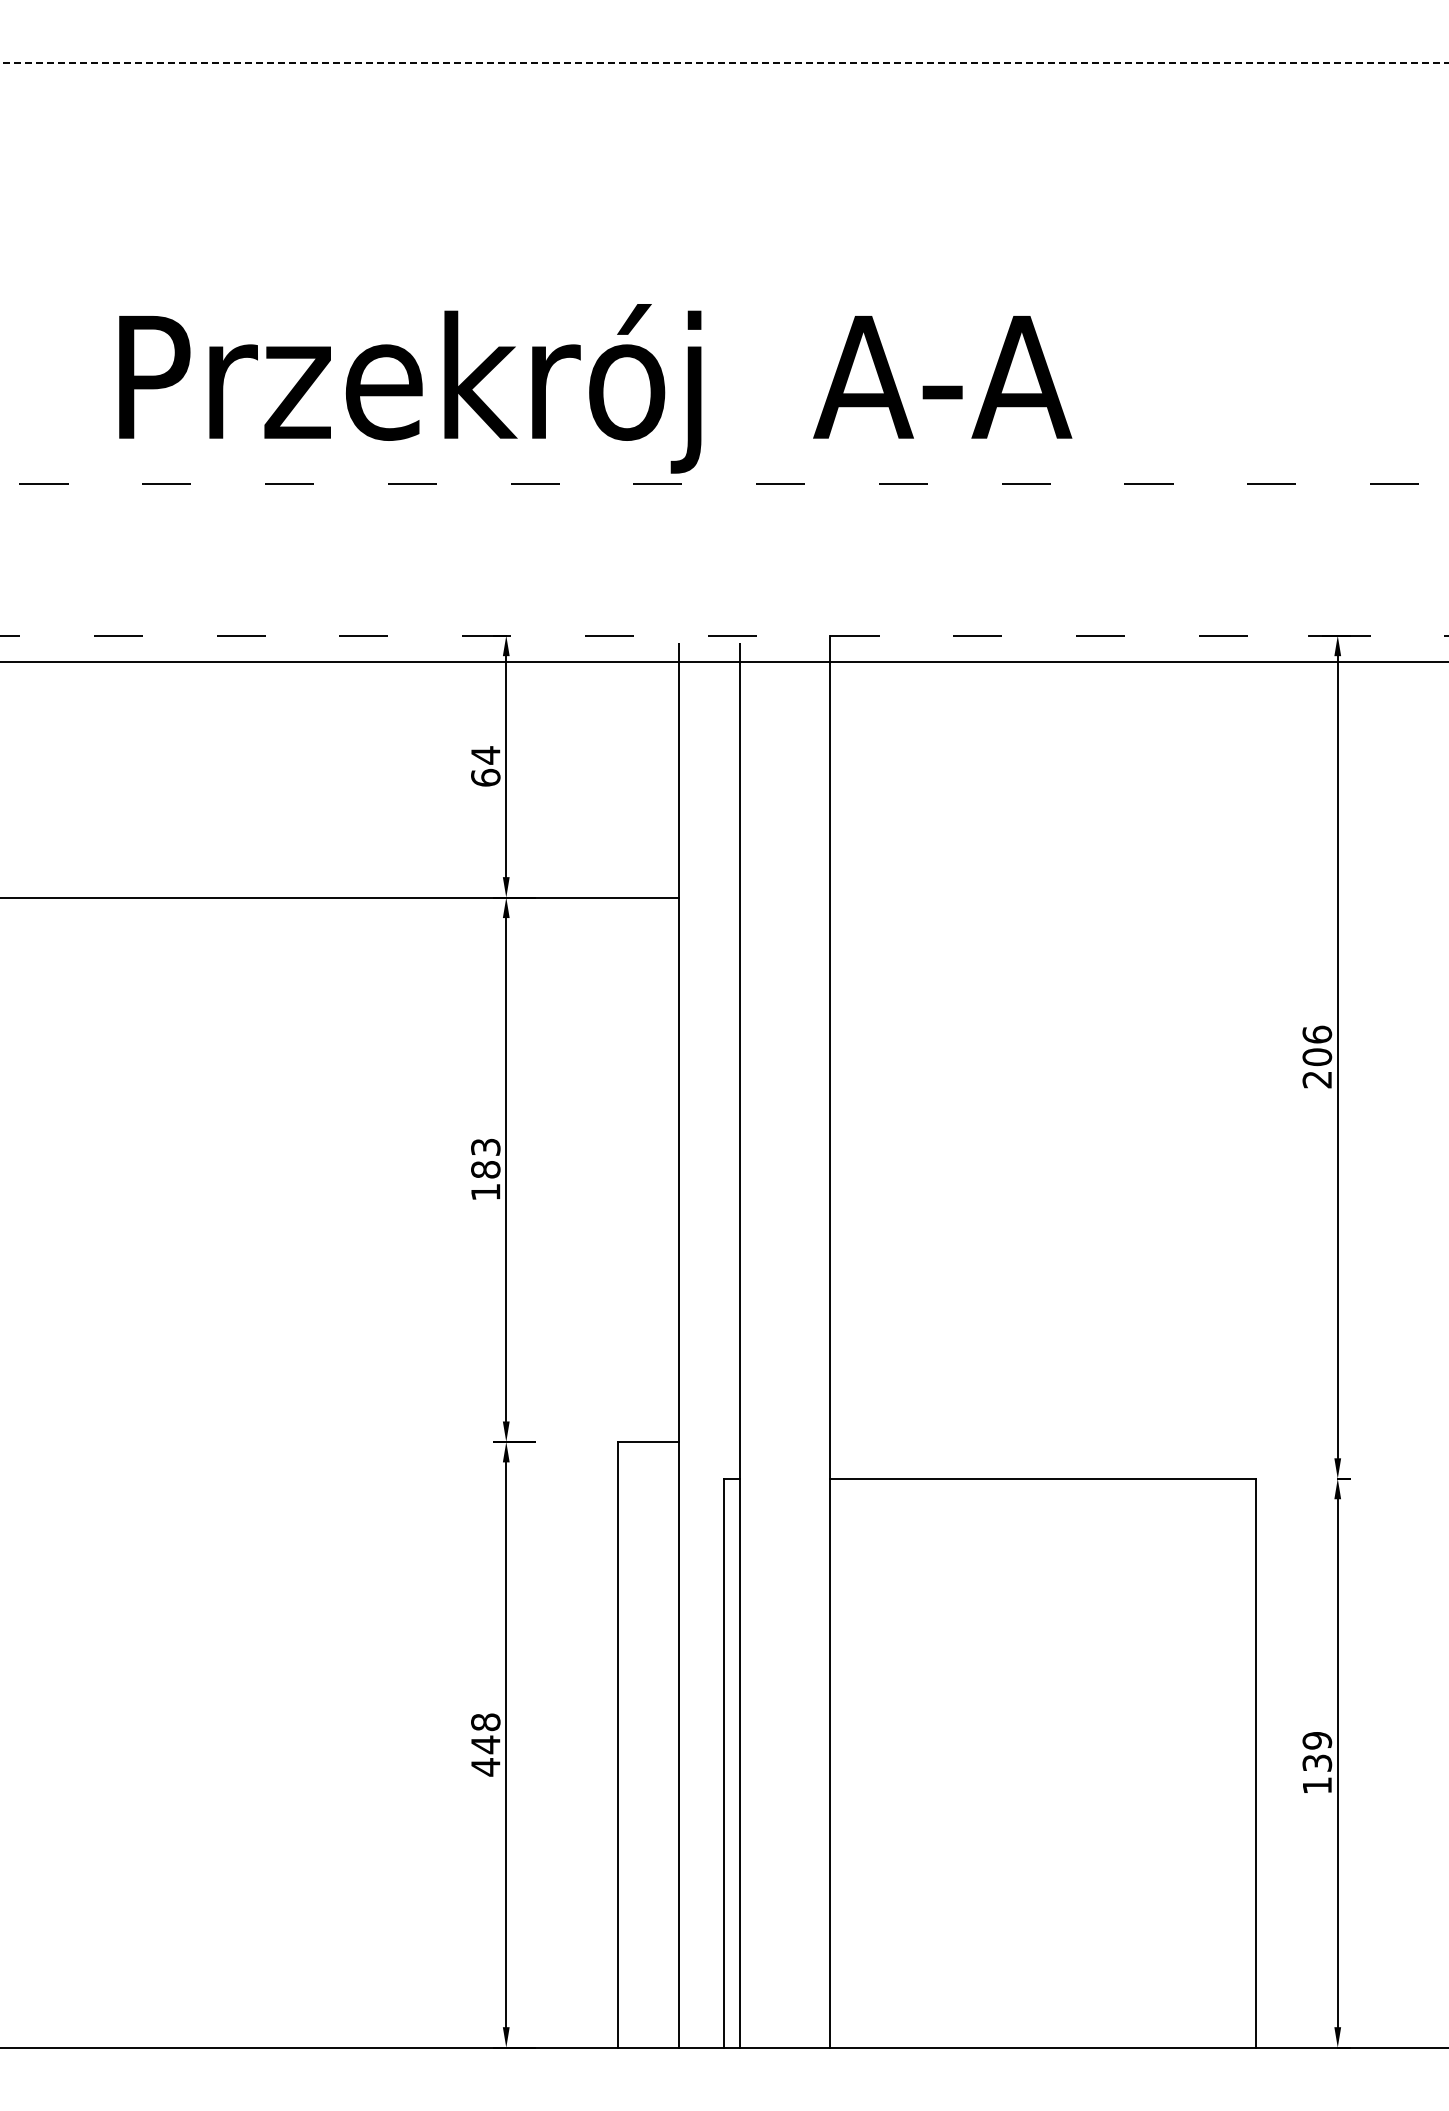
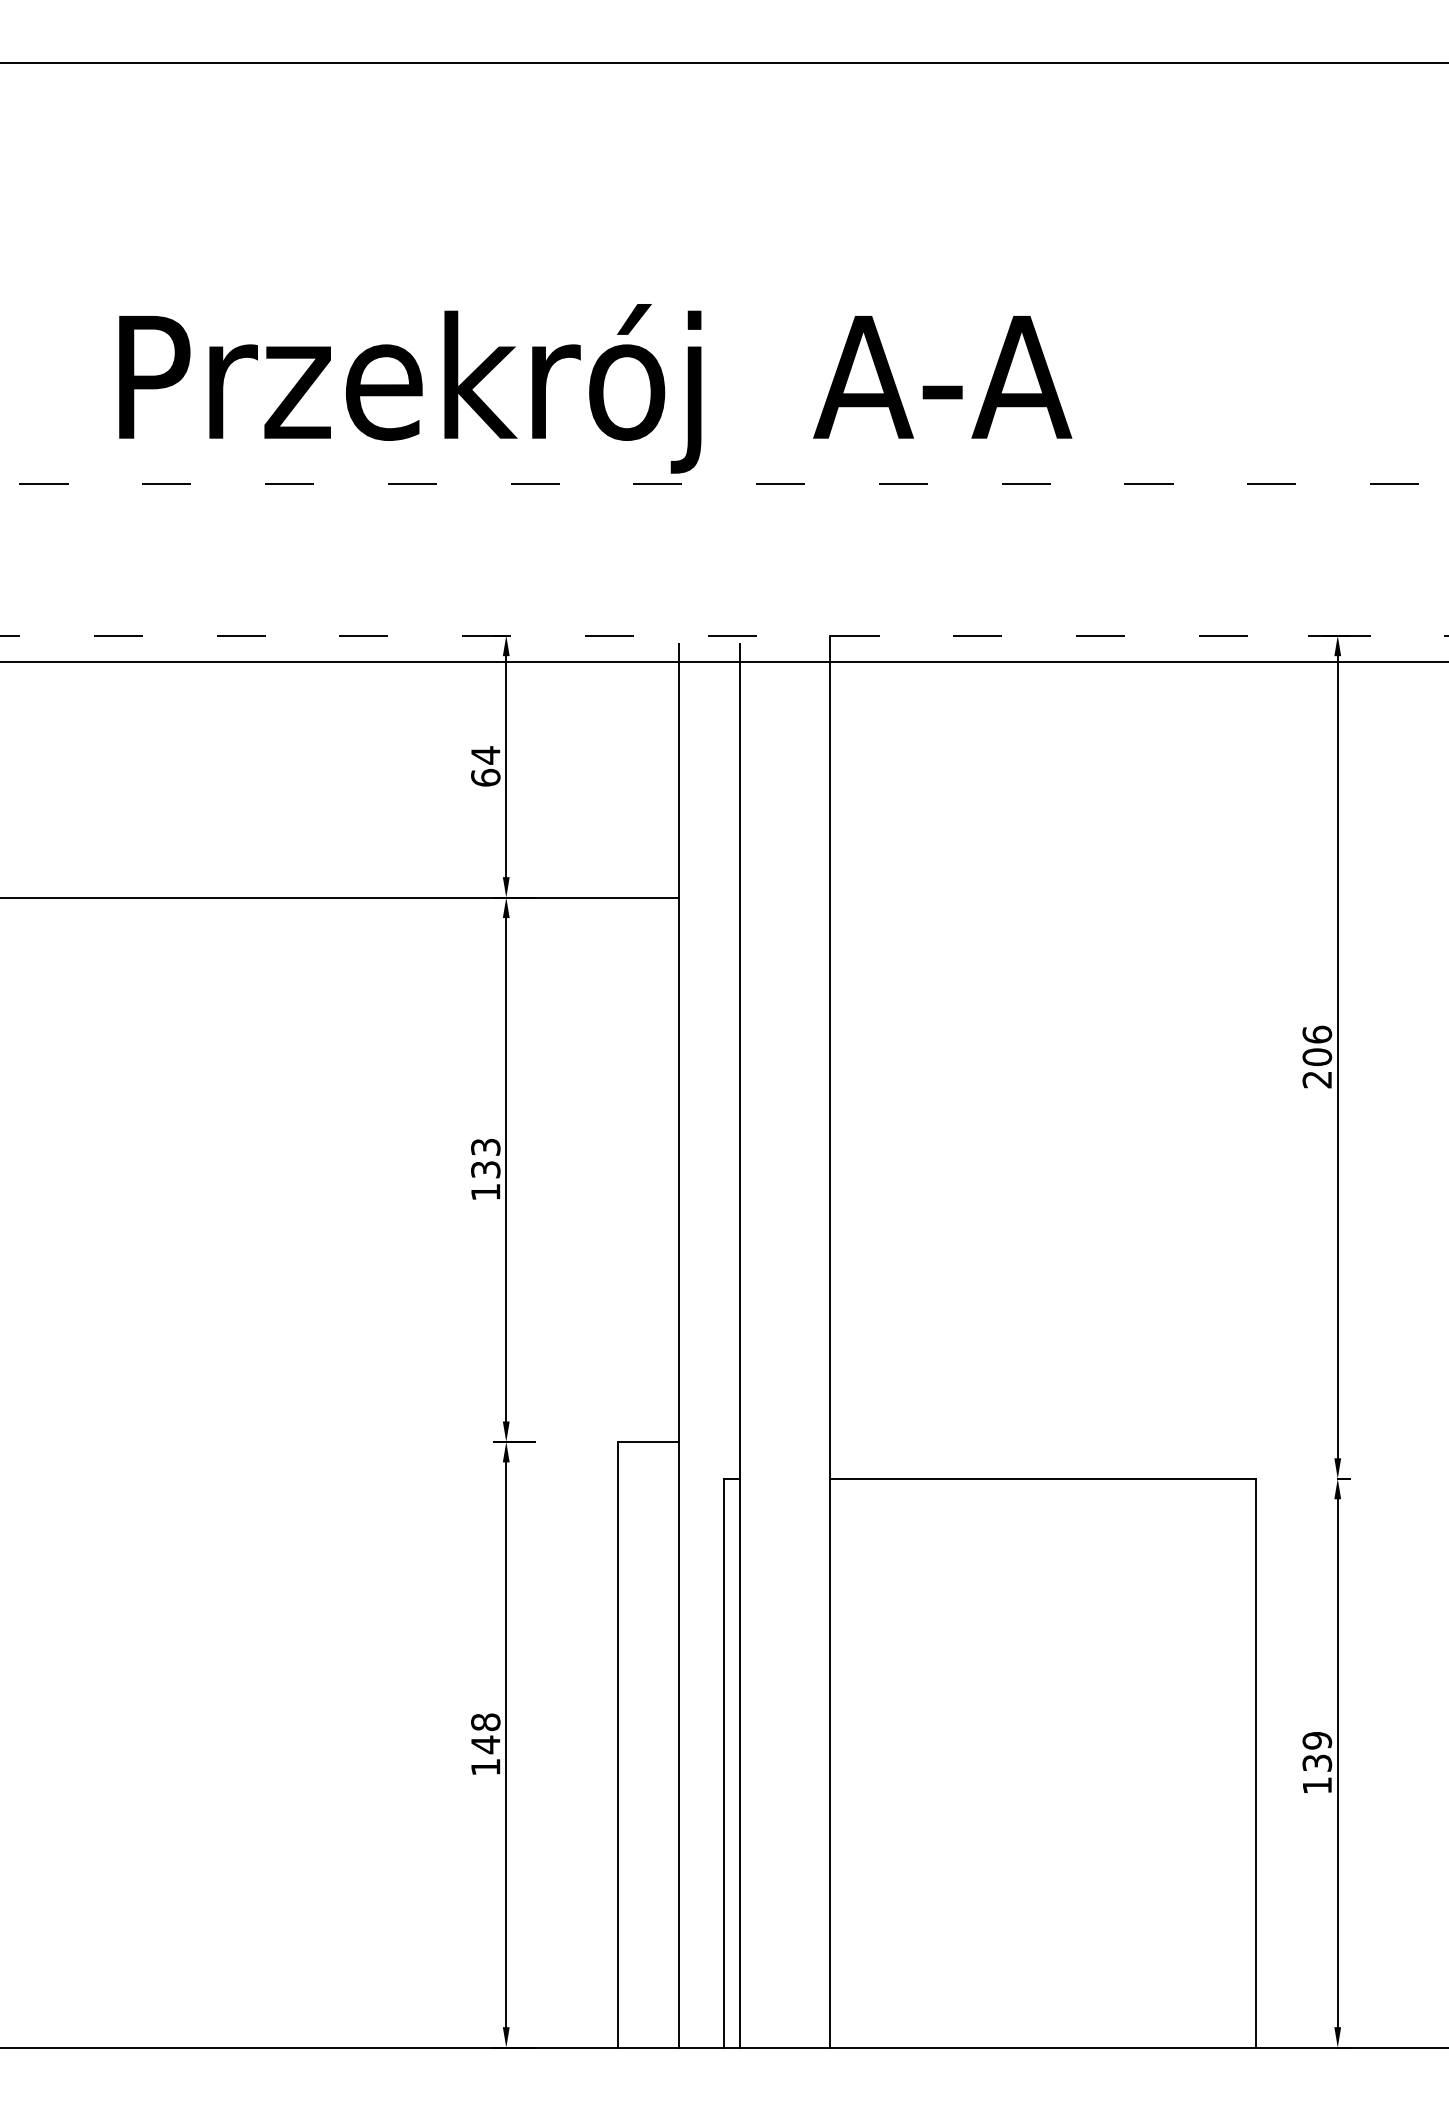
line: dashed -> solid (725, 63)
text: 183 -> 133 (485, 1169)
text: 448 -> 148 (485, 1767)
